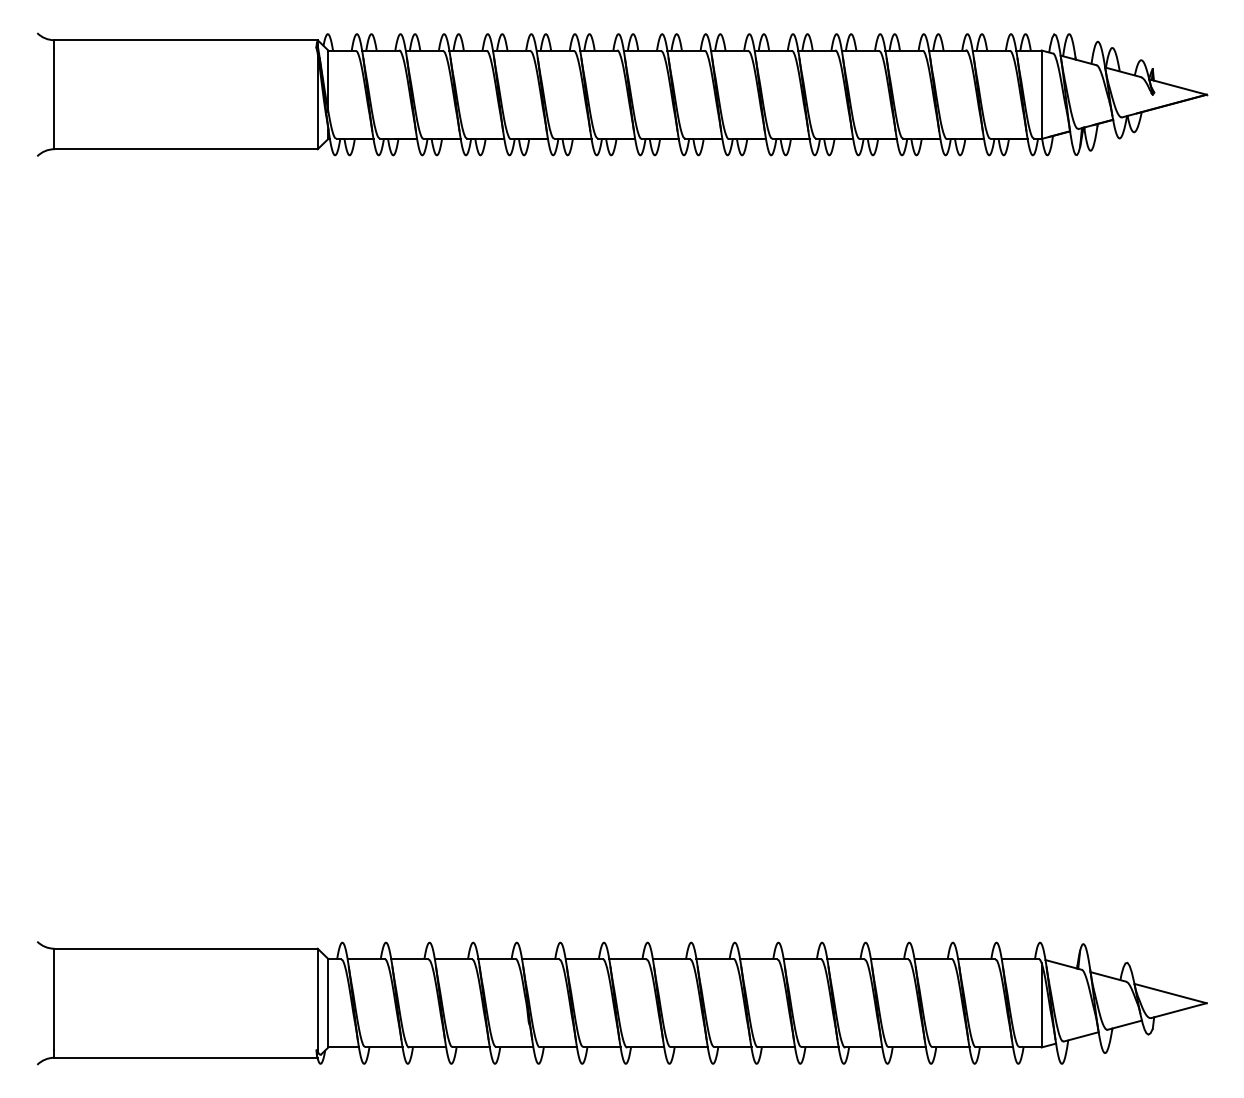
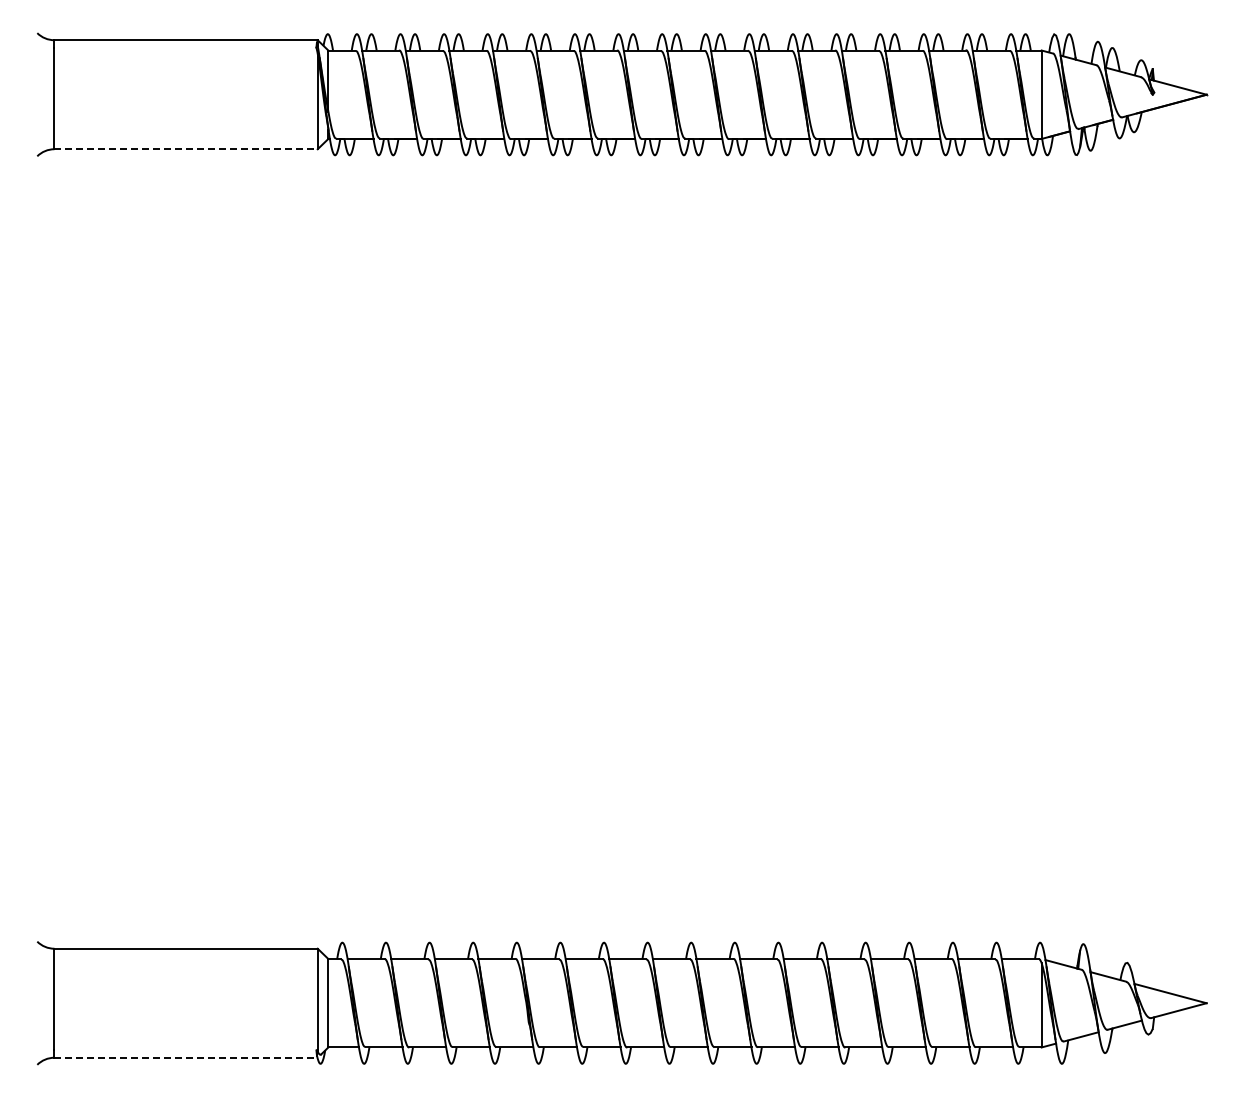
line: solid -> dashed (186, 149)
line: solid -> dashed (186, 1057)
